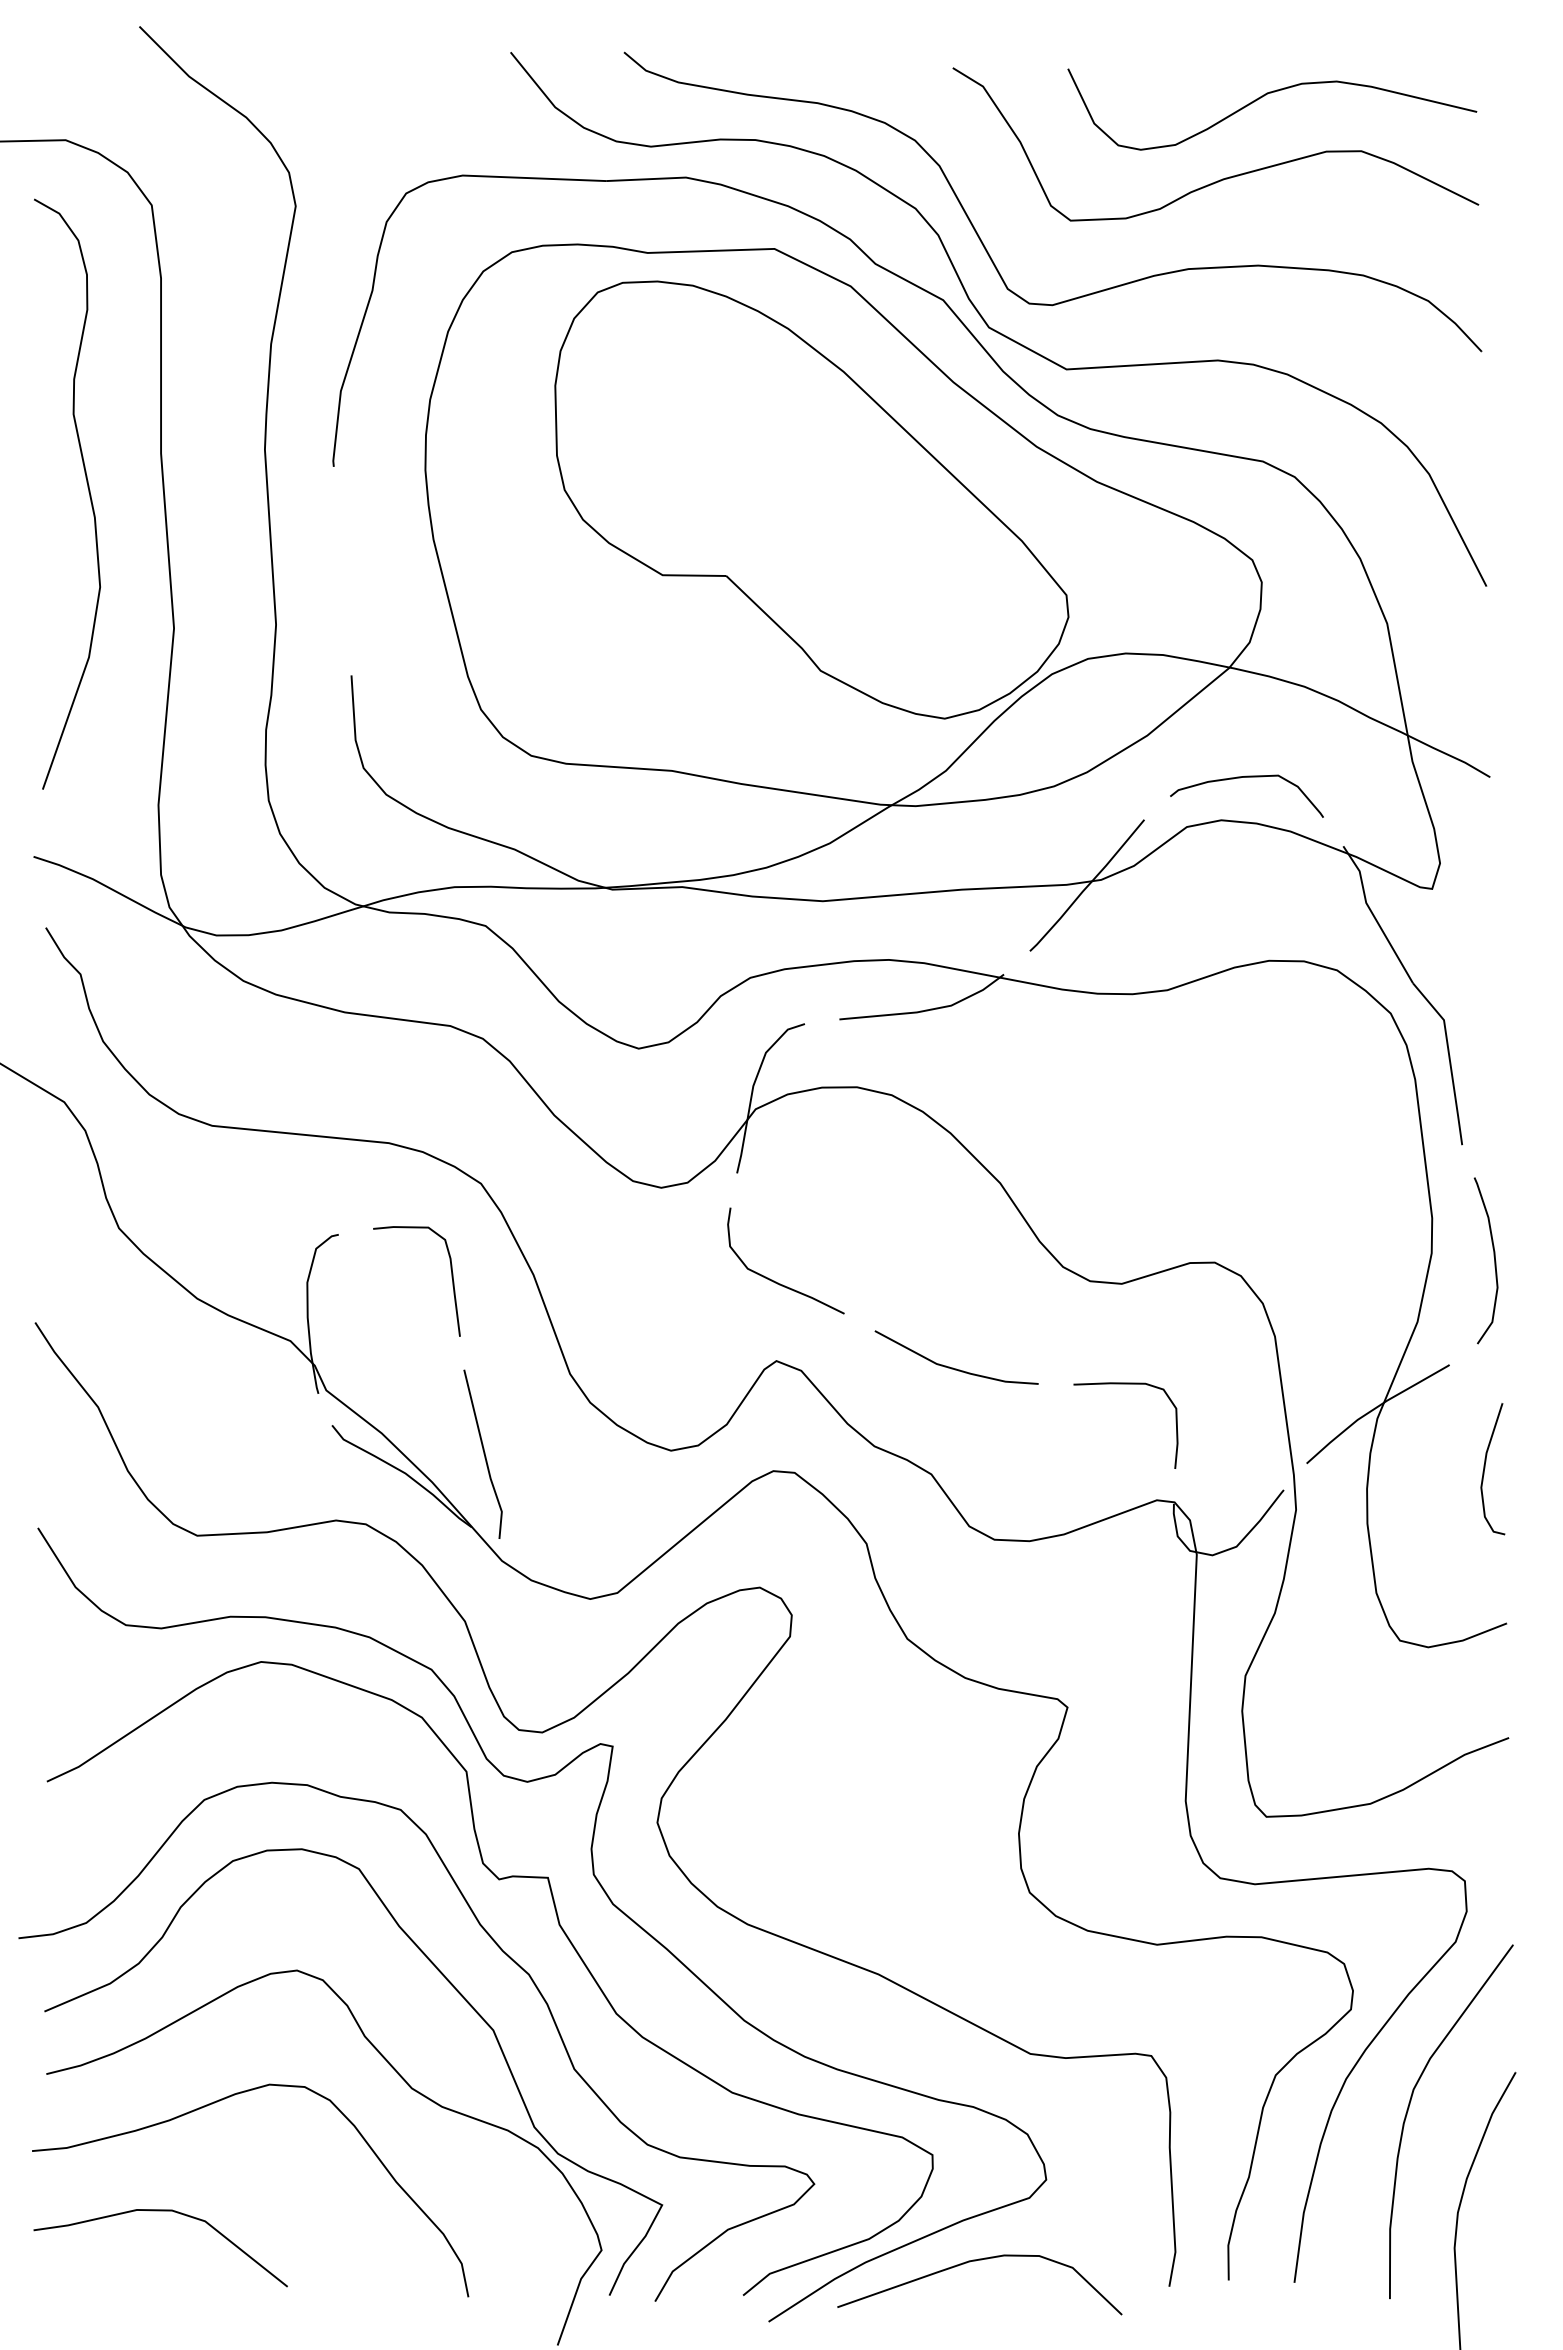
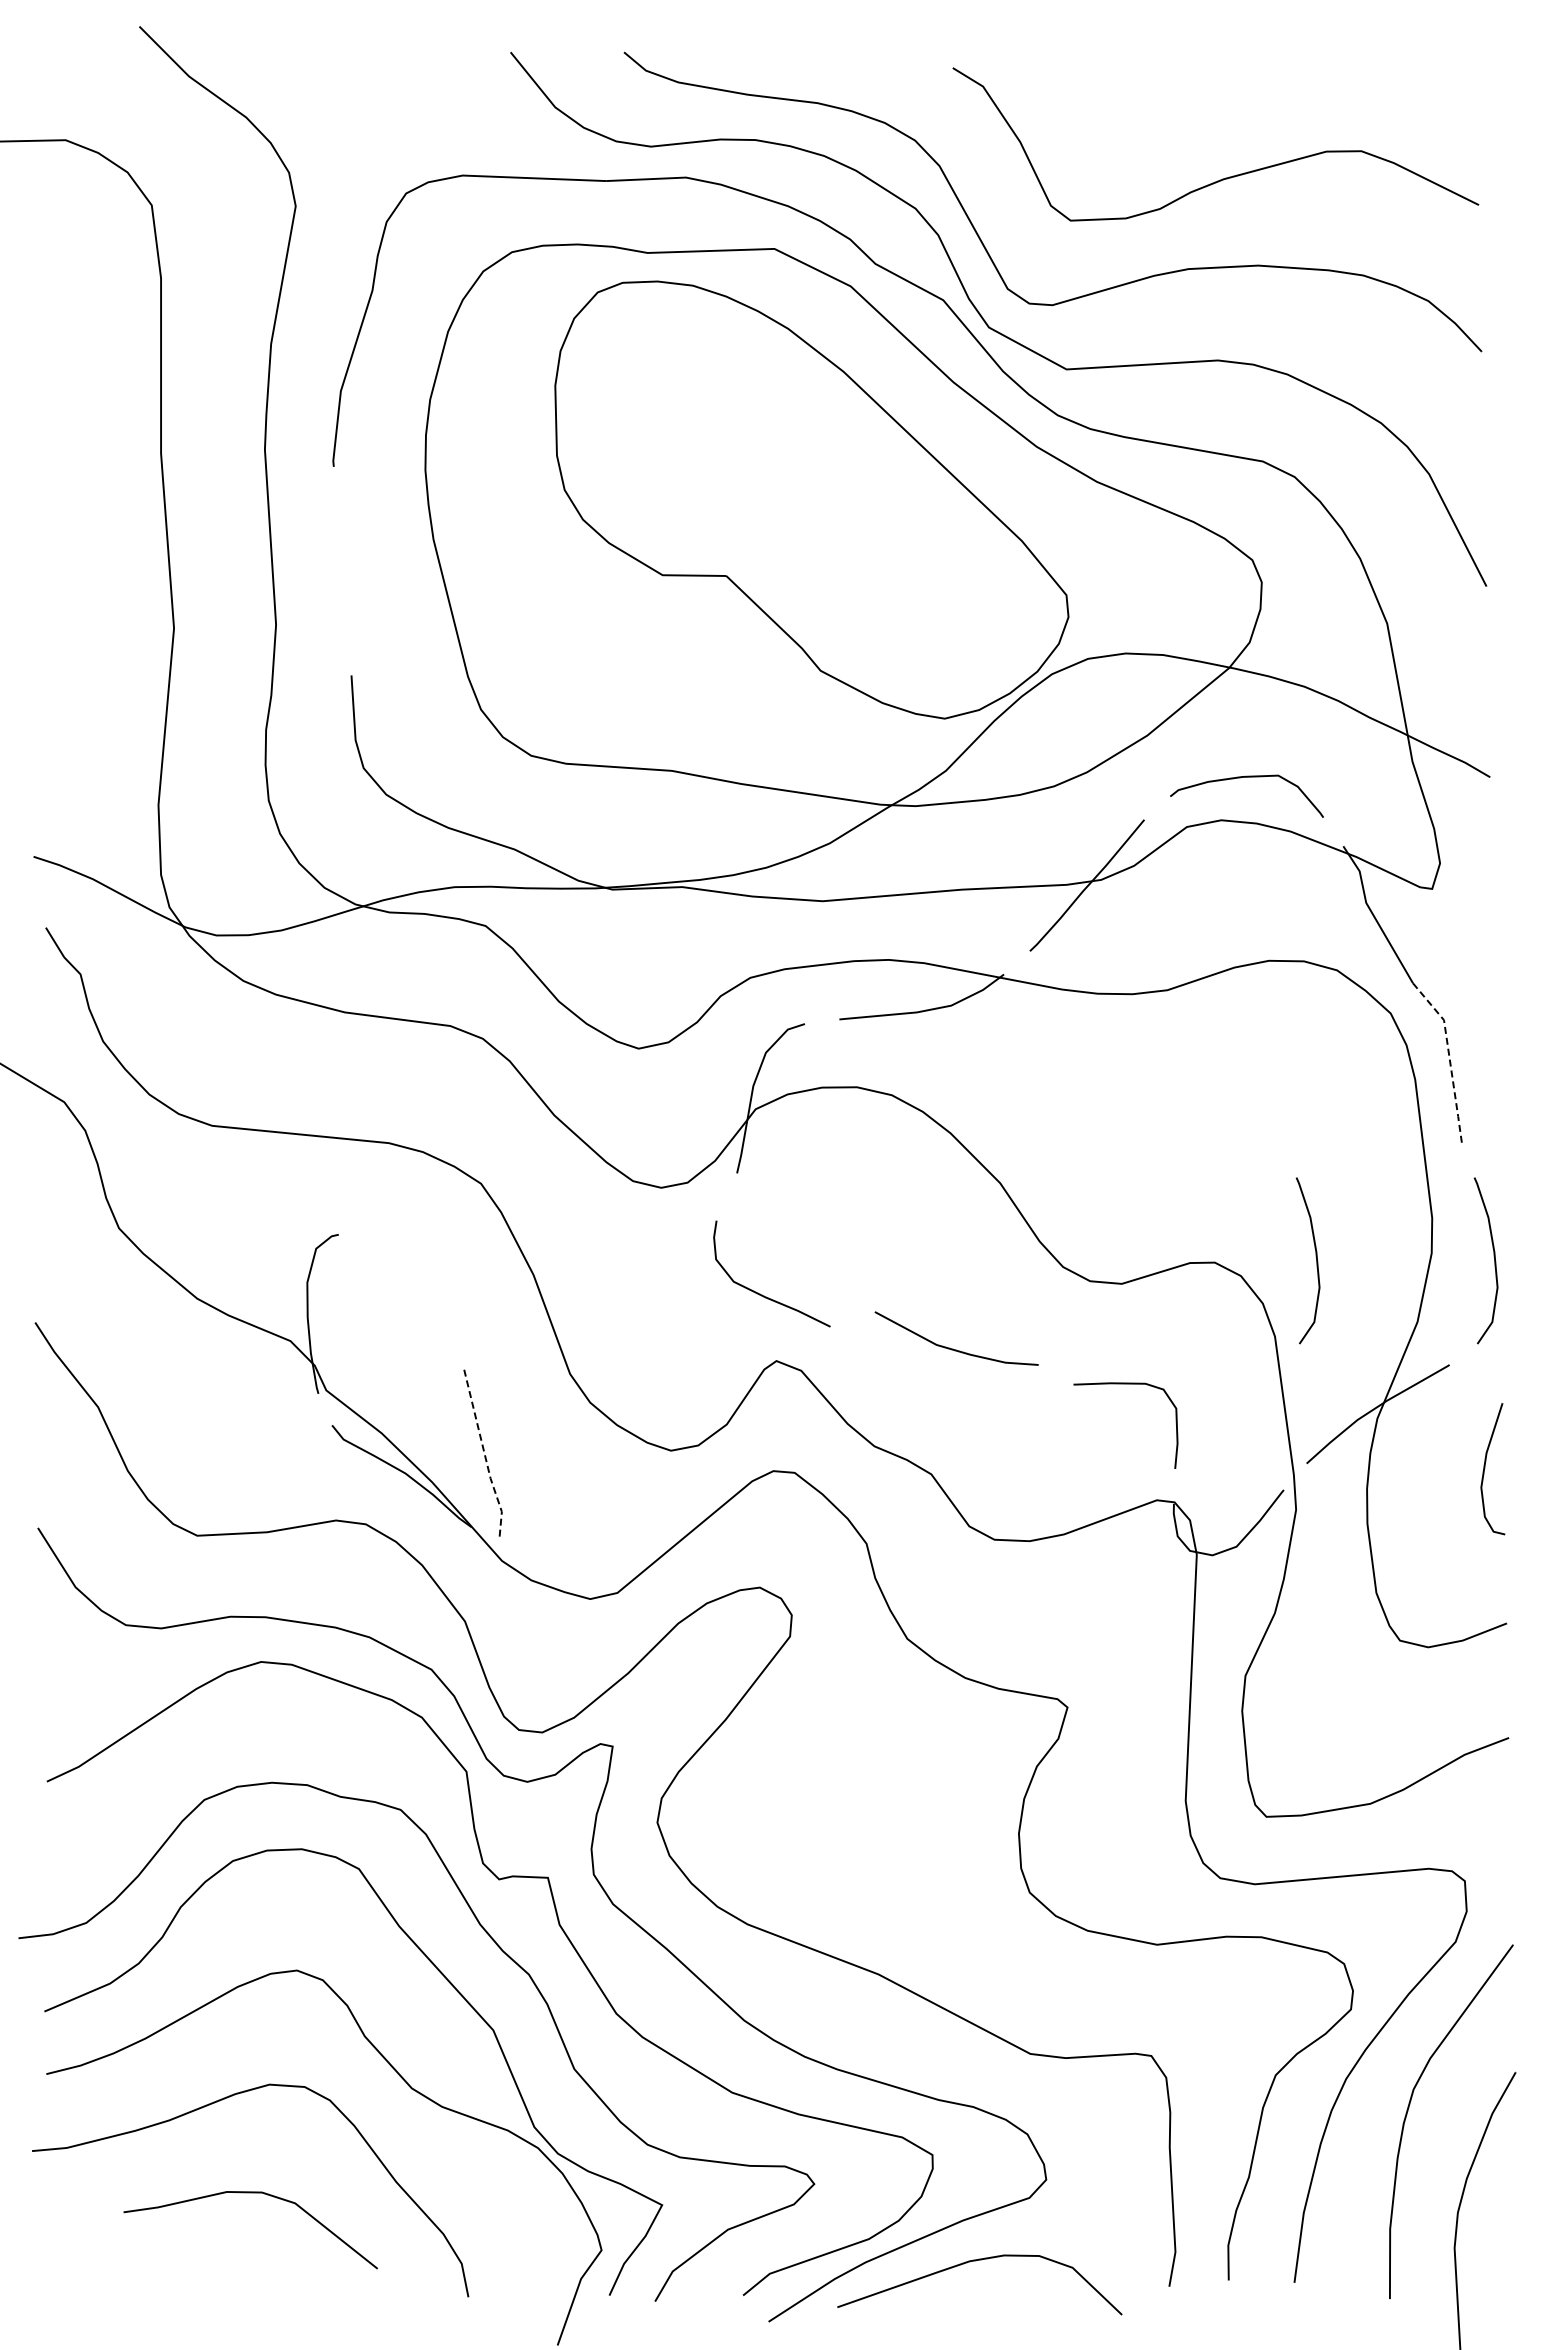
part: present -> none (1266, 95)
curve: present -> none (87, 487)
line: solid -> dashed (1449, 1059)
curve: none -> present (1315, 1256)
curve: present -> none (451, 1278)
curve position: (774, 1280) -> (760, 1293) (760, 1293)
curve position: (953, 1367) -> (953, 1348) (953, 1348)
line: solid -> dashed (485, 1455)
curve position: (160, 2211) -> (250, 2193) (250, 2193)
